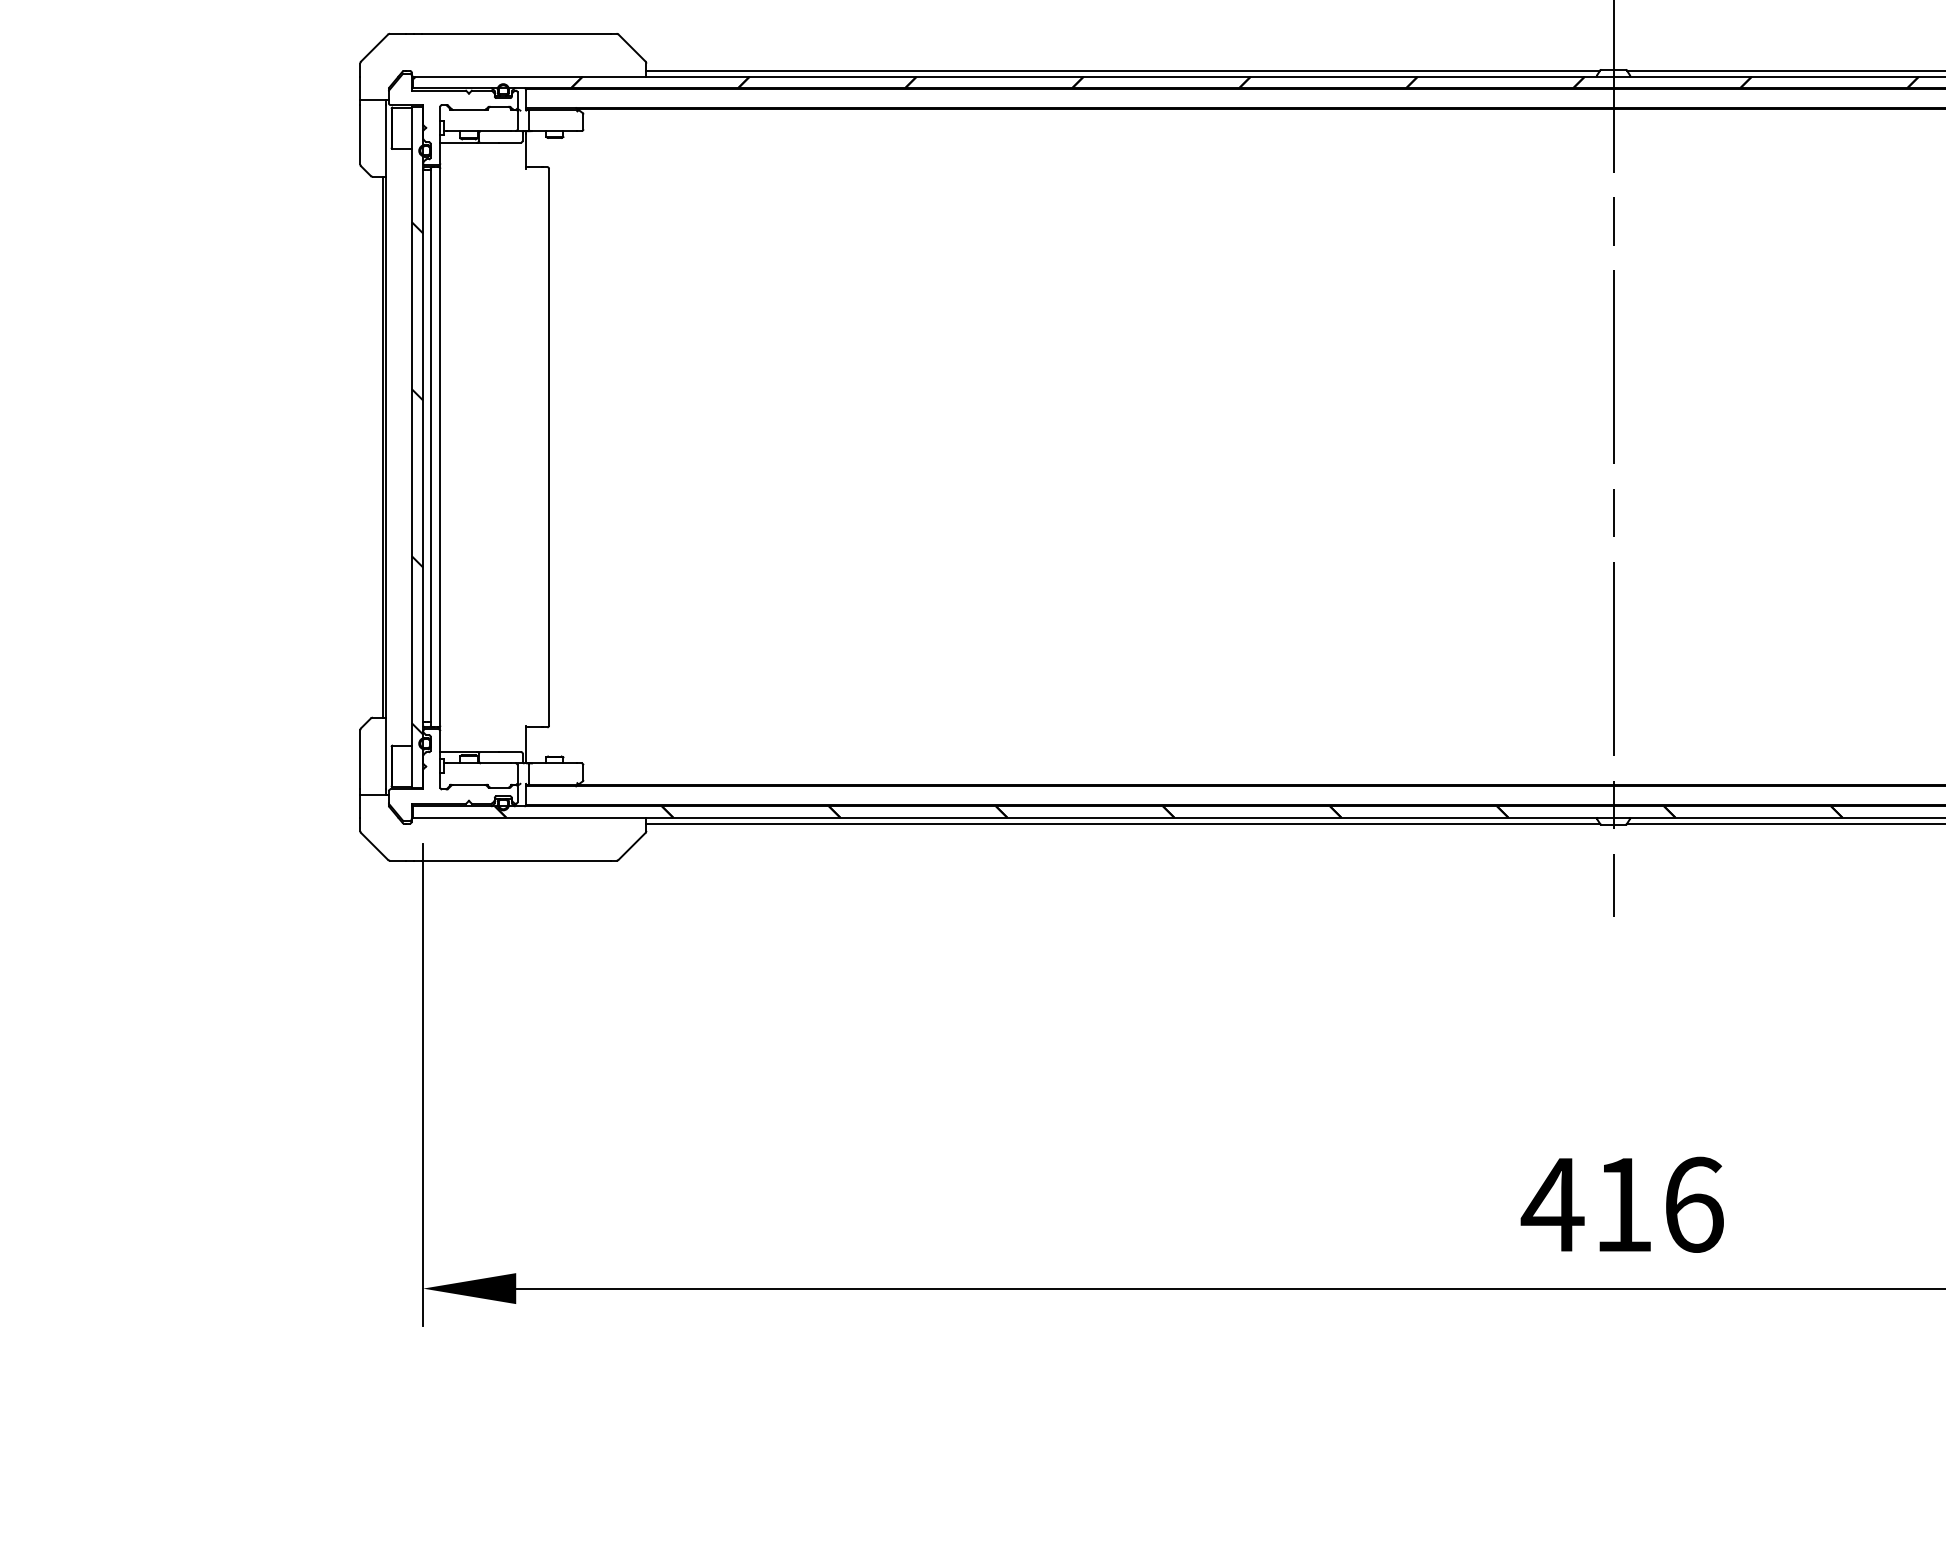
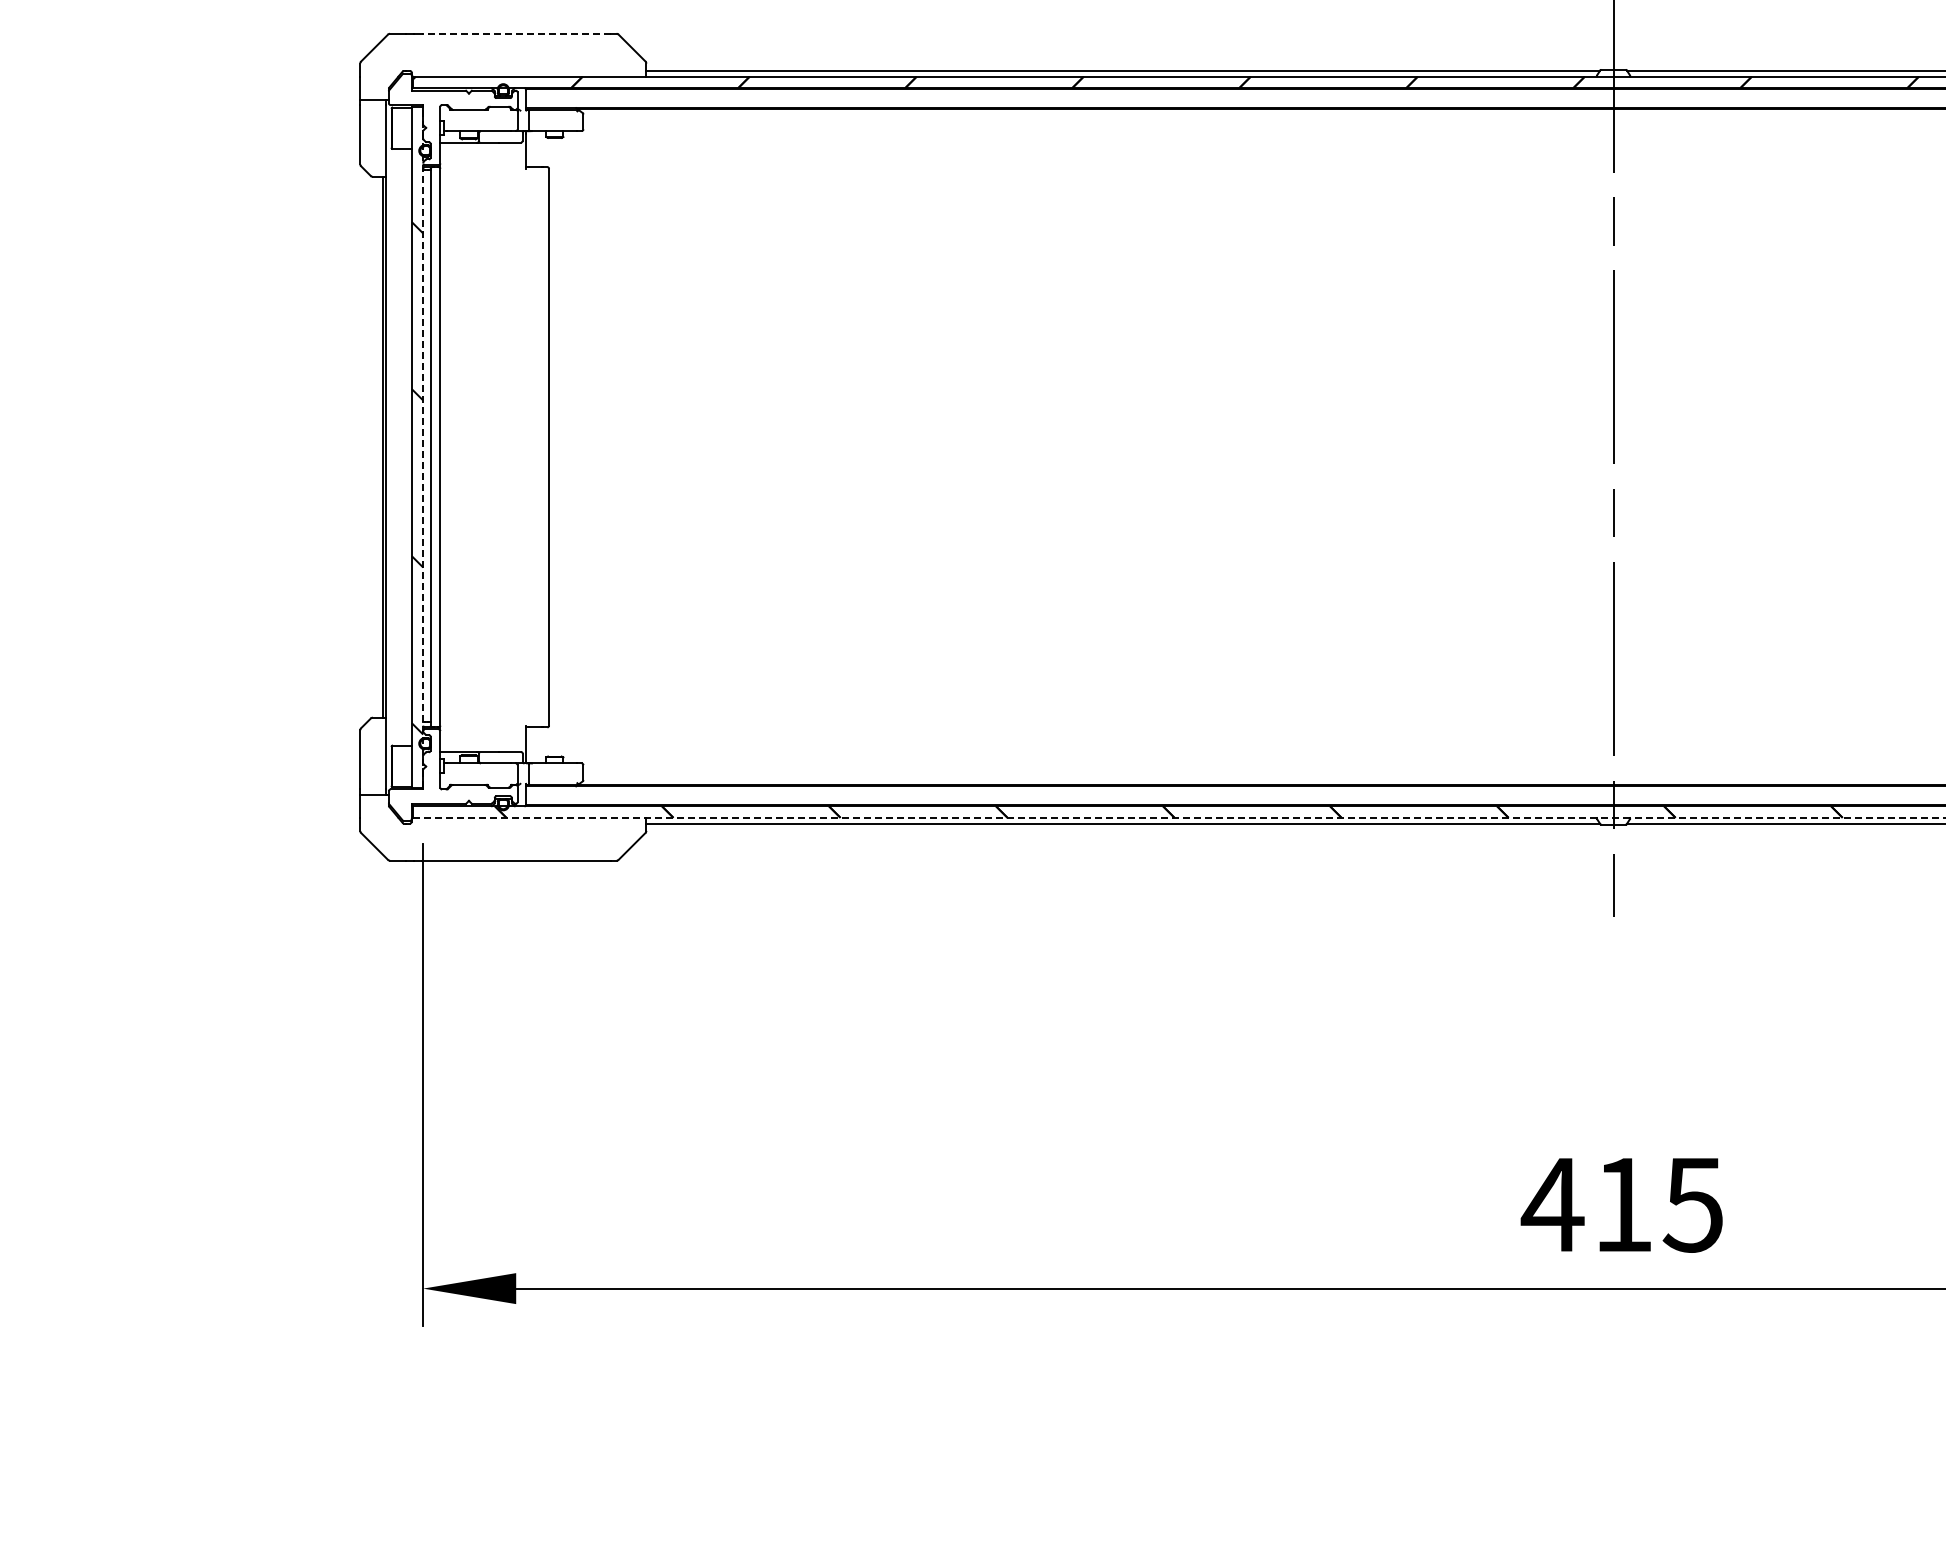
line: solid -> dashed (516, 33)
line: solid -> dashed (423, 447)
line: solid -> dashed (1180, 817)
text: 416 -> 415 (1692, 1204)
